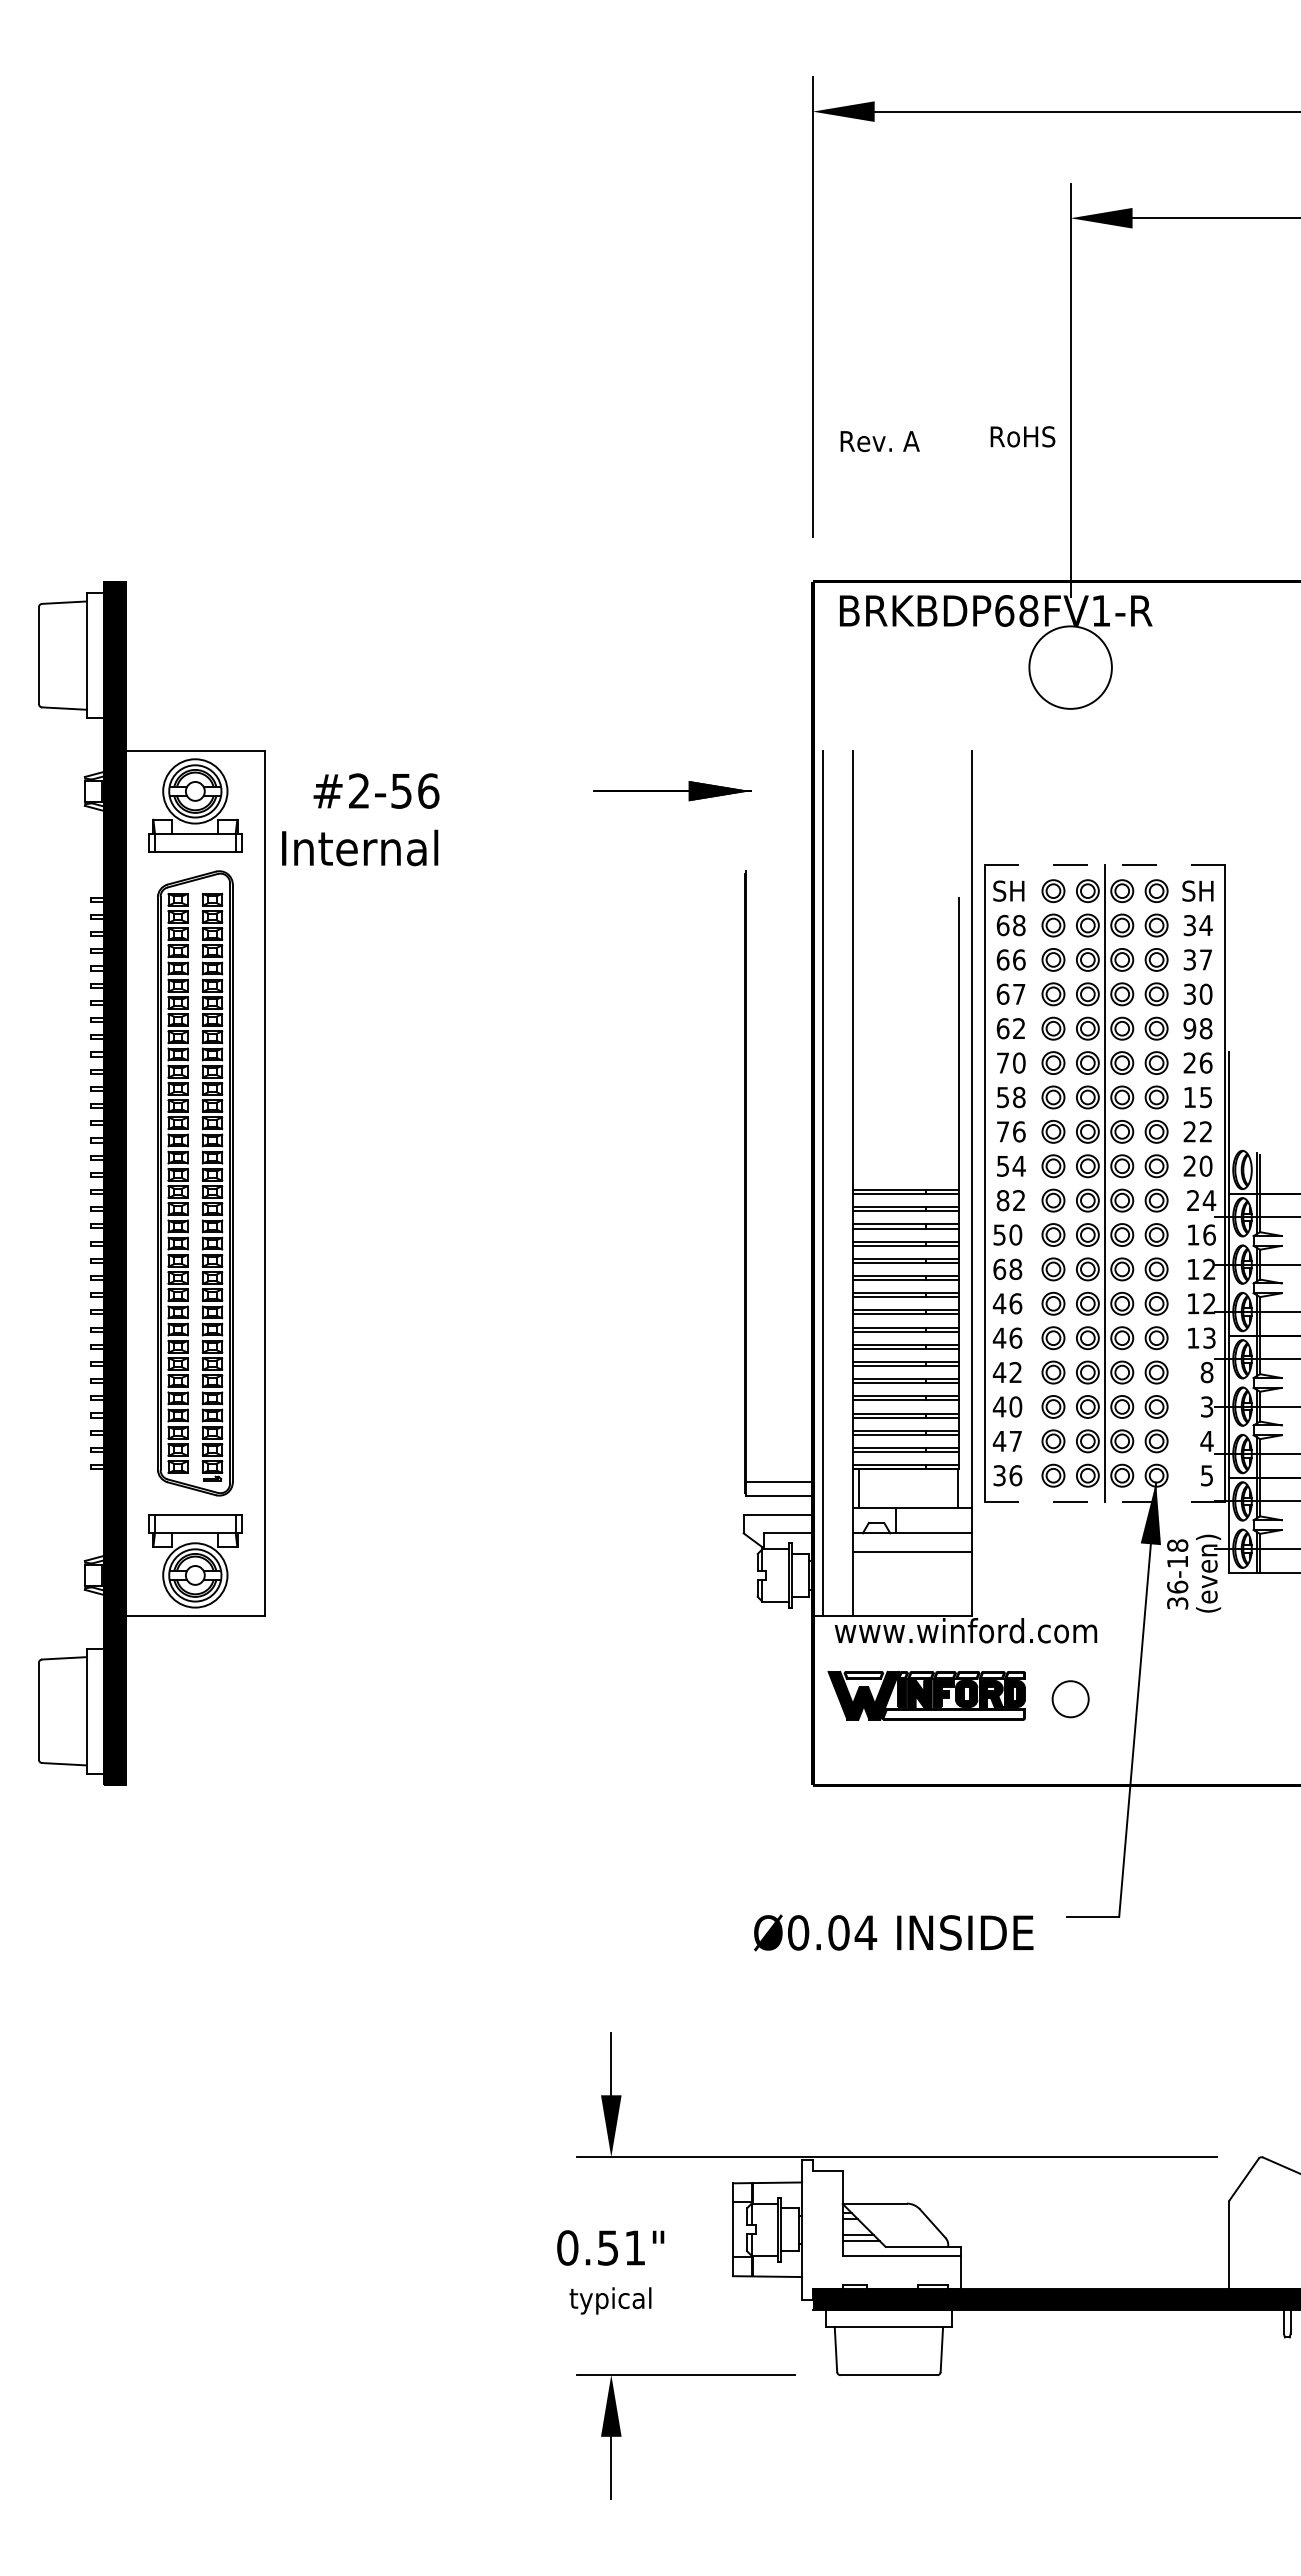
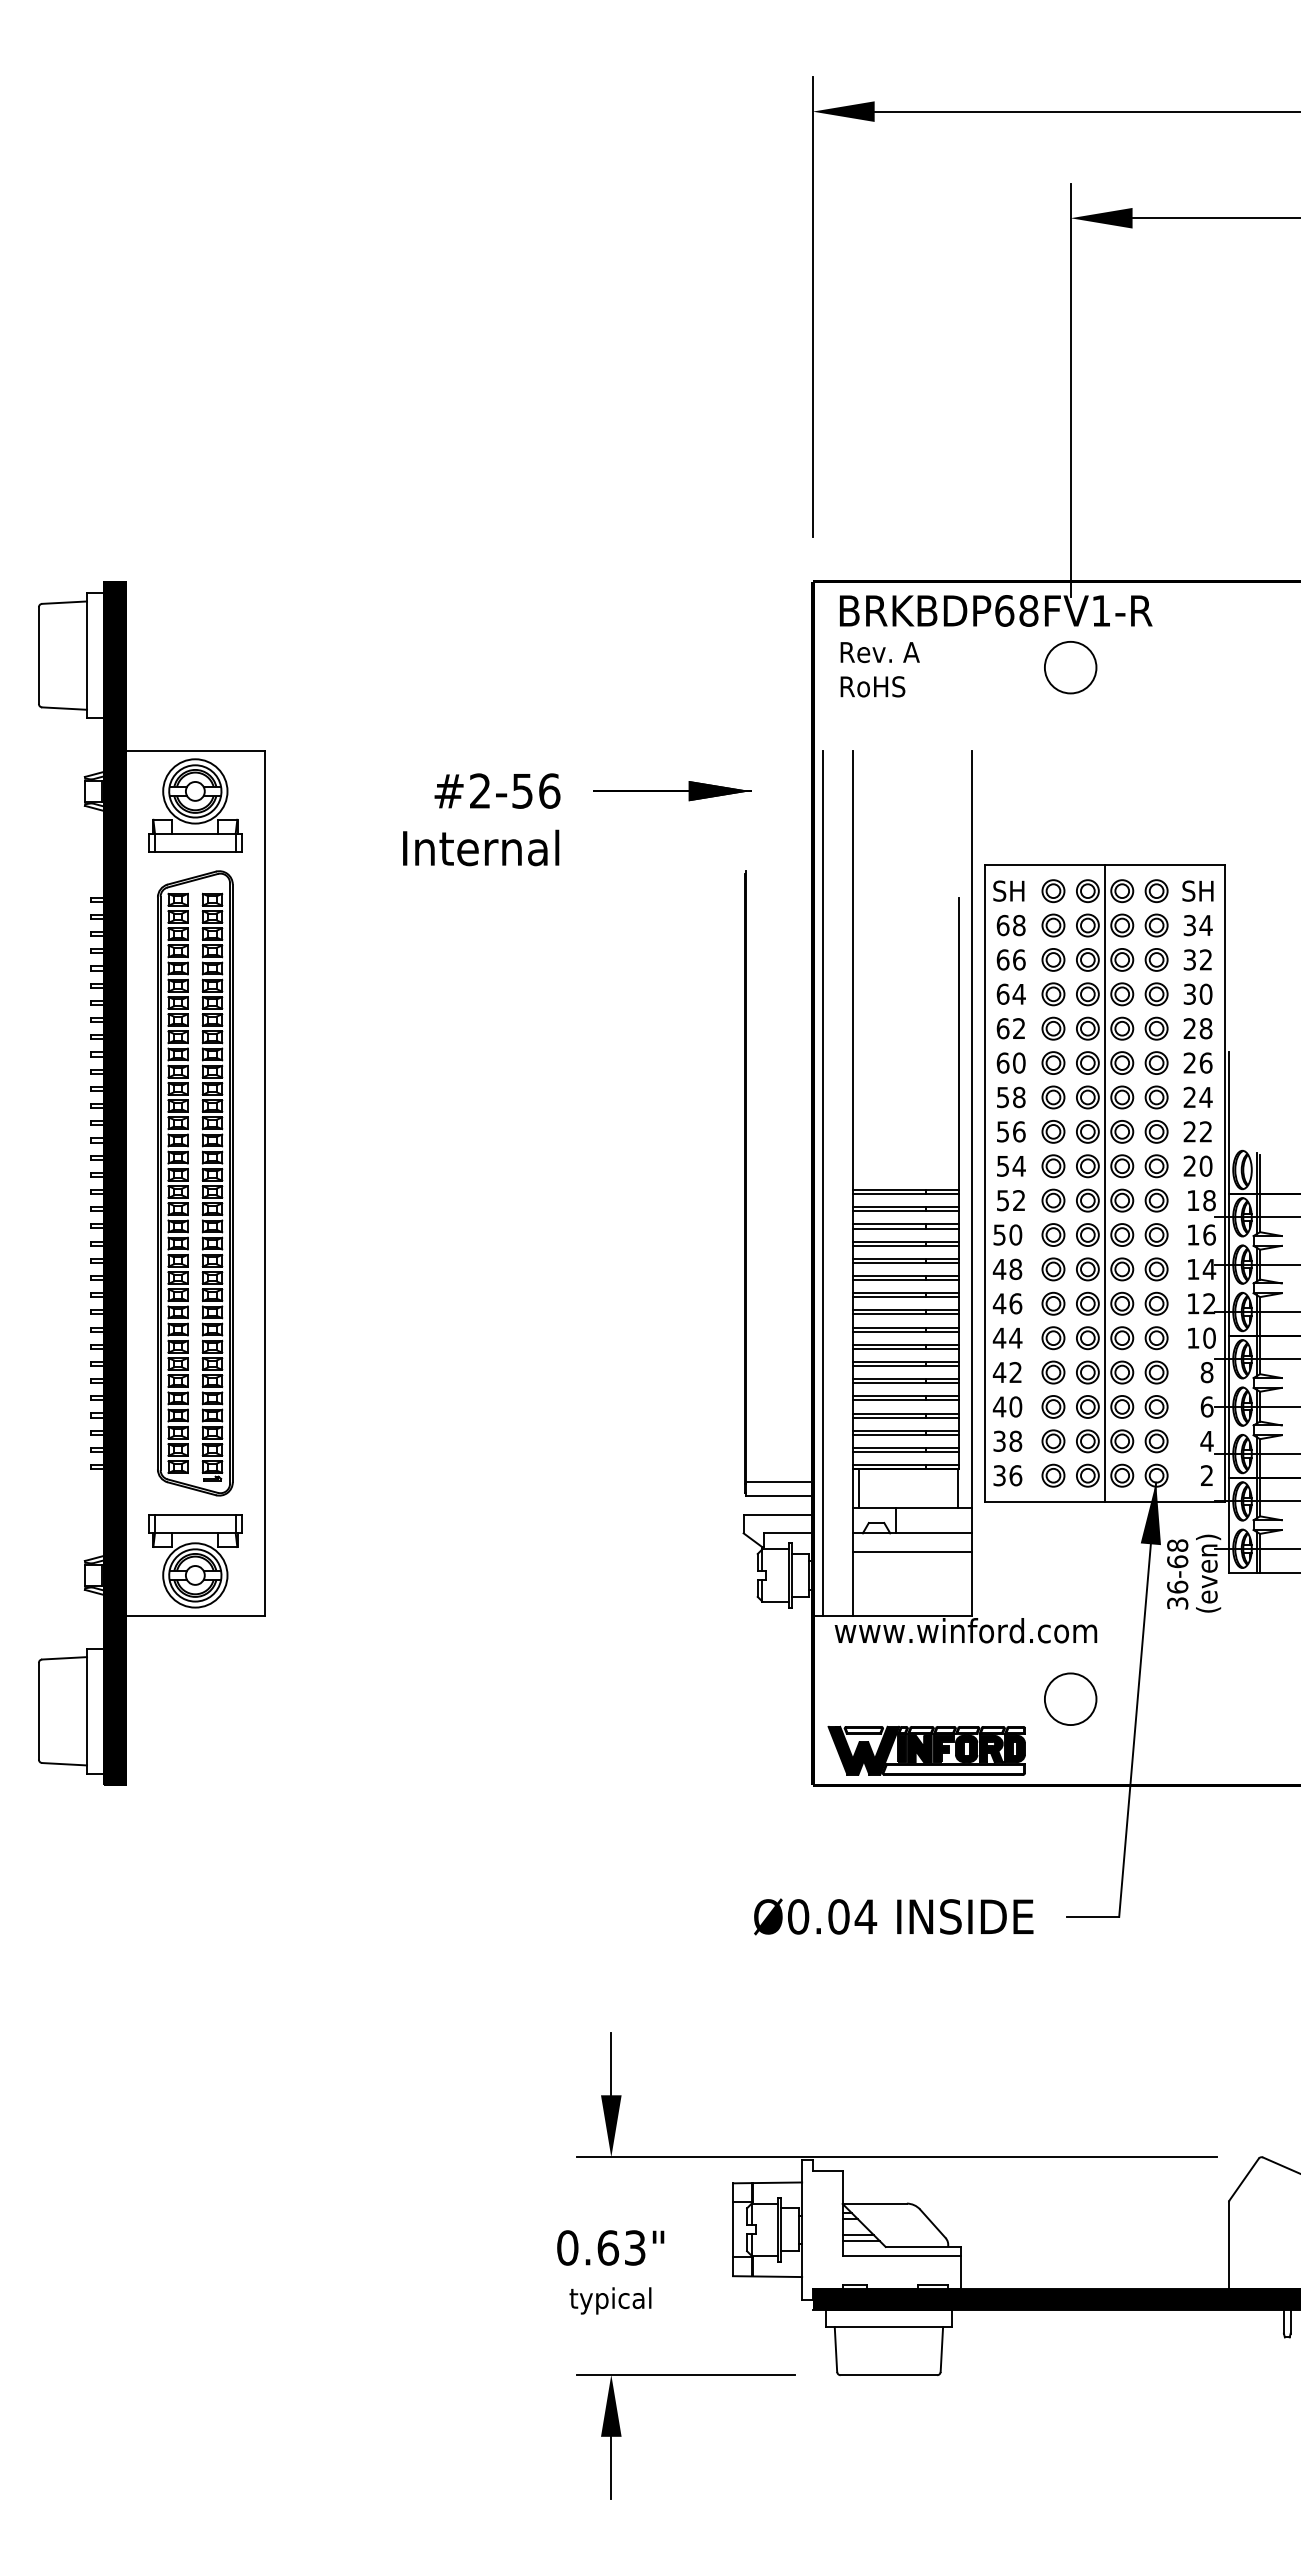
text position: (1022, 436) -> (872, 686) (872, 686)
text position: (879, 441) -> (879, 652) (879, 652)
circle diameter: 83 px -> 52 px (1070, 667)
text position: (360, 819) -> (481, 819) (481, 819)
line: dashed -> solid (1105, 865)
text: 37 -> 32 (1205, 959)
text: 67 -> 64 (1018, 994)
text: 98 -> 28 (1189, 1028)
text: 70 -> 60 (1002, 1062)
text: 15 -> 24 (1197, 1097)
text: 76 -> 56 (1002, 1131)
text: 82 -> 52 (1002, 1200)
text: 24 -> 18 (1201, 1200)
text: 68 -> 48 (999, 1268)
text: 12 -> 14 (1209, 1268)
text: 46 -> 44 (1015, 1337)
text: 13 -> 10 (1209, 1337)
text: 3 -> 6 (1206, 1406)
text: 47 -> 38 (1007, 1440)
text: 5 -> 2 (1206, 1475)
line: dashed -> solid (1105, 1501)
text: 36-18 -> 36-68 (1177, 1561)
part position: (926, 1695) -> (926, 1750) (926, 1750)
circle diameter: 36 px -> 52 px (1070, 1699)
text position: (893, 1932) -> (893, 1916) (893, 1916)
text: 0.51" -> 0.63" (621, 2247)
